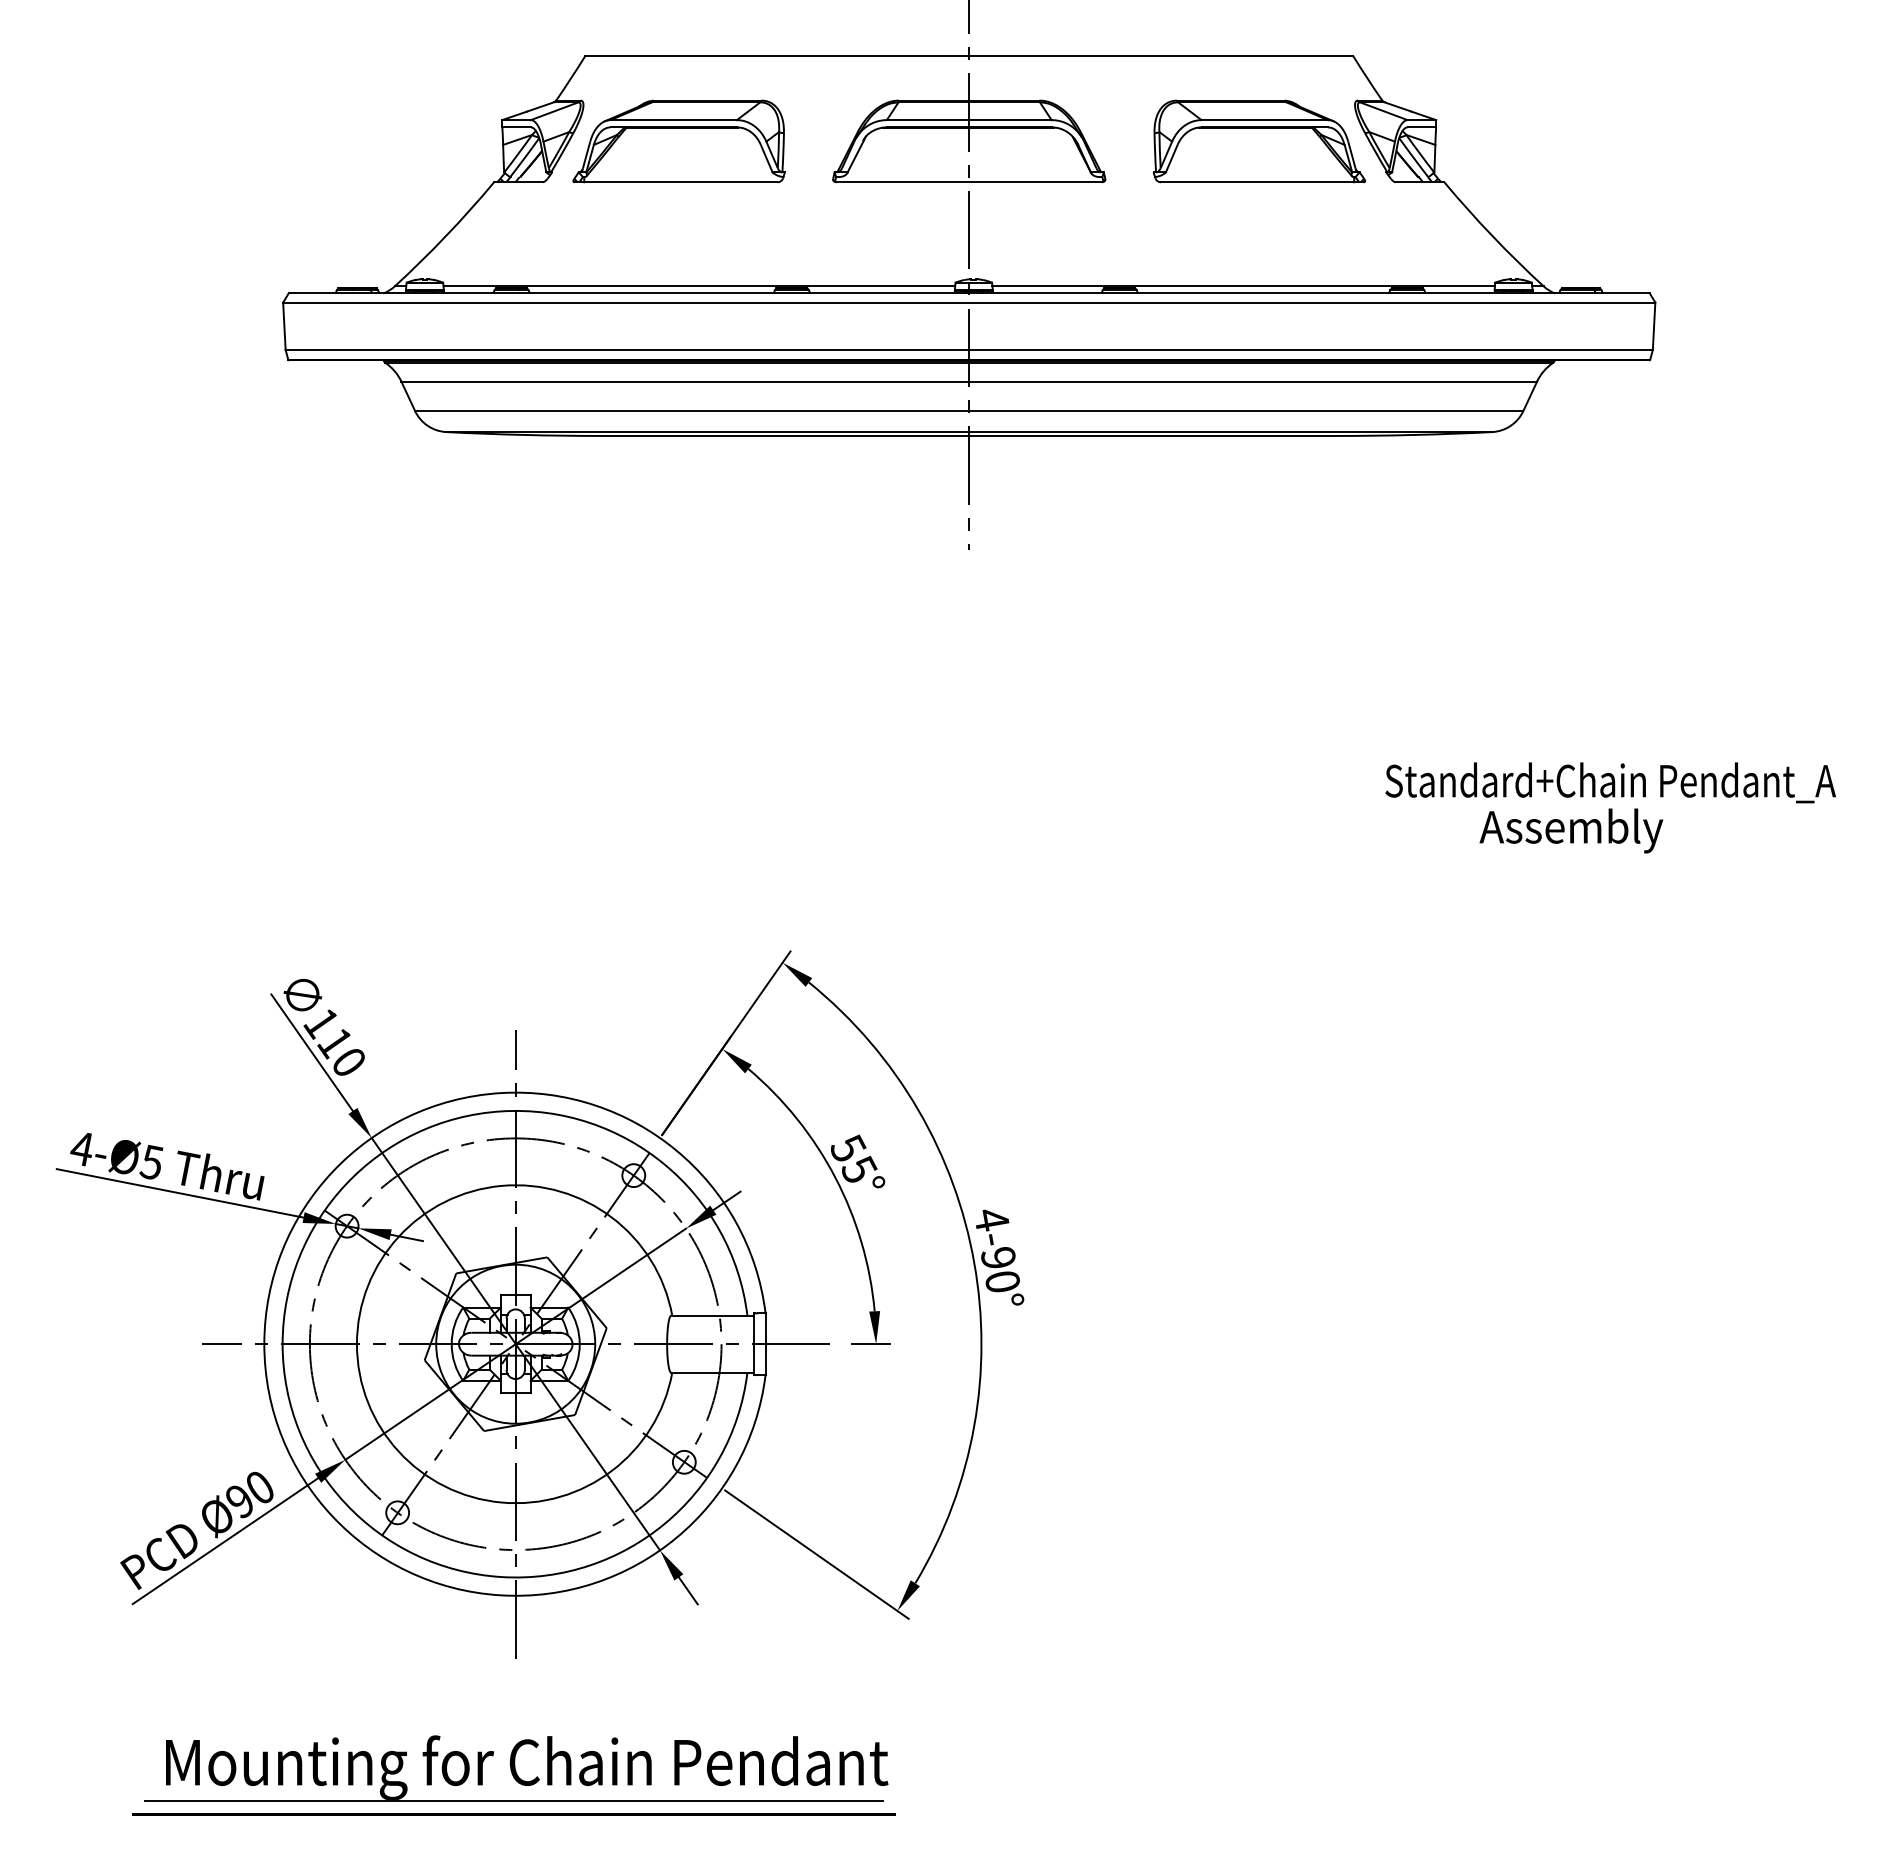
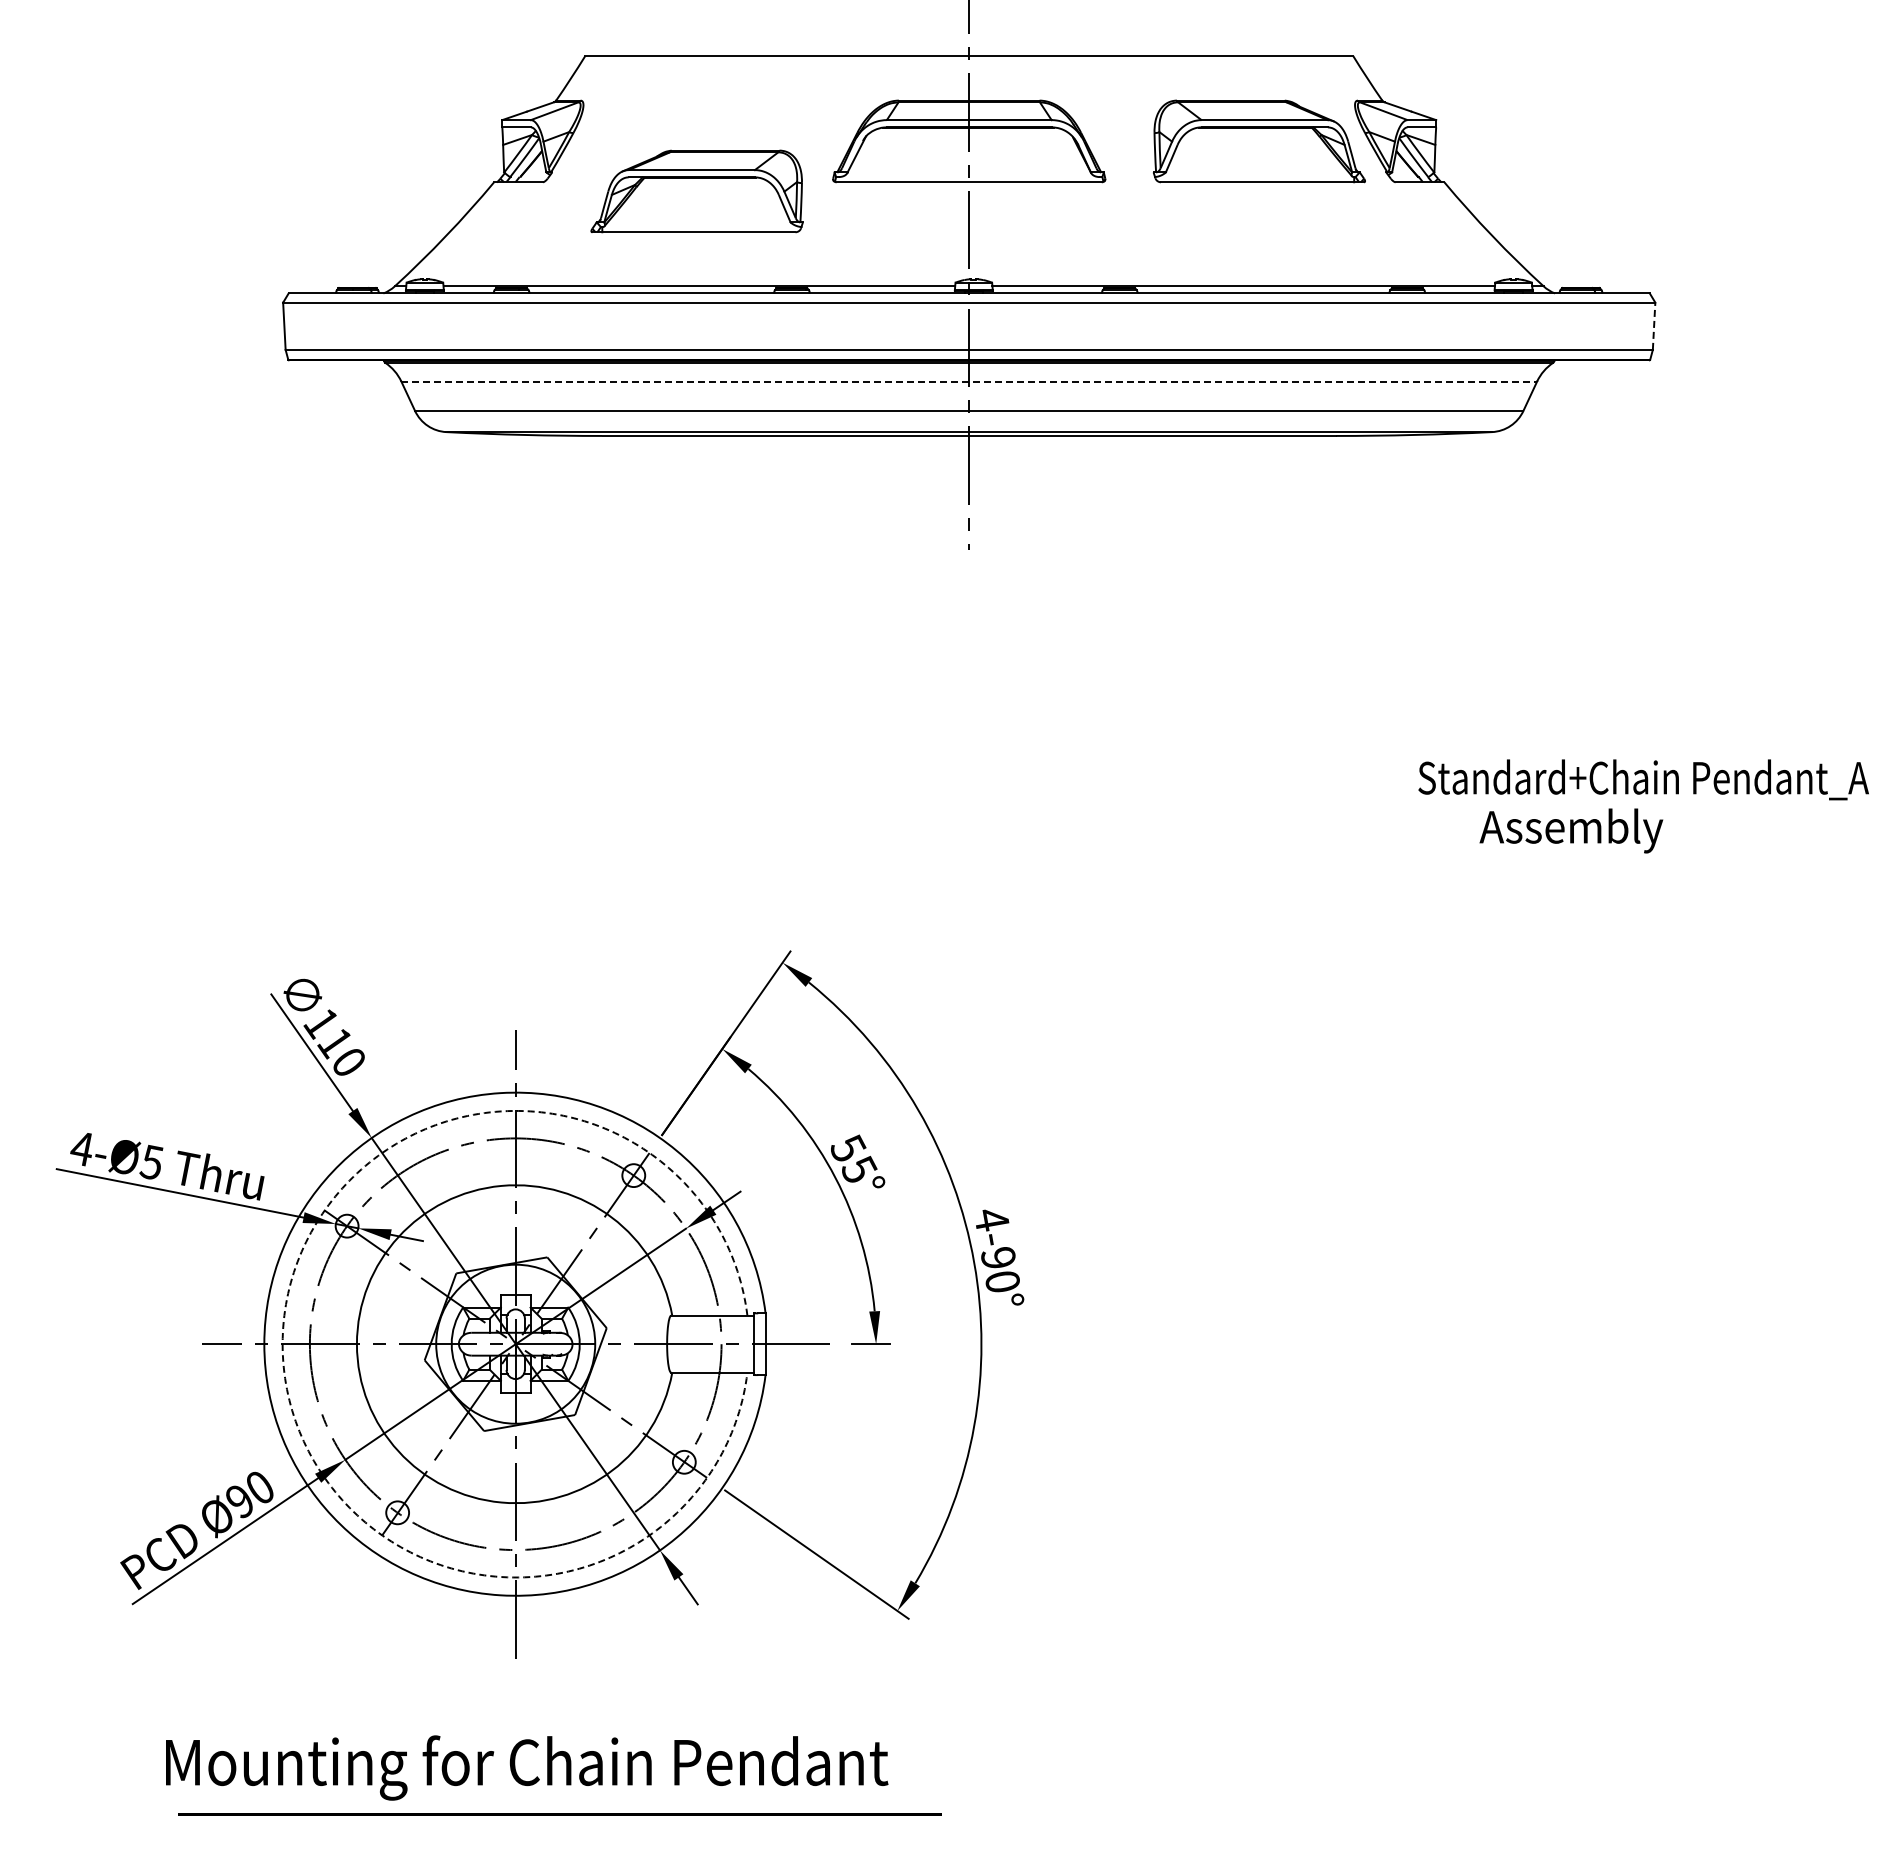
part position: (678, 141) -> (696, 191) (696, 191)
line: solid -> dashed (1654, 326)
line: solid -> dashed (969, 381)
text position: (1610, 782) -> (1643, 779) (1643, 779)
arc: solid -> dashed (282, 1344)
line: present -> none (514, 1800)
line position: (513, 1814) -> (559, 1814) (559, 1814)
